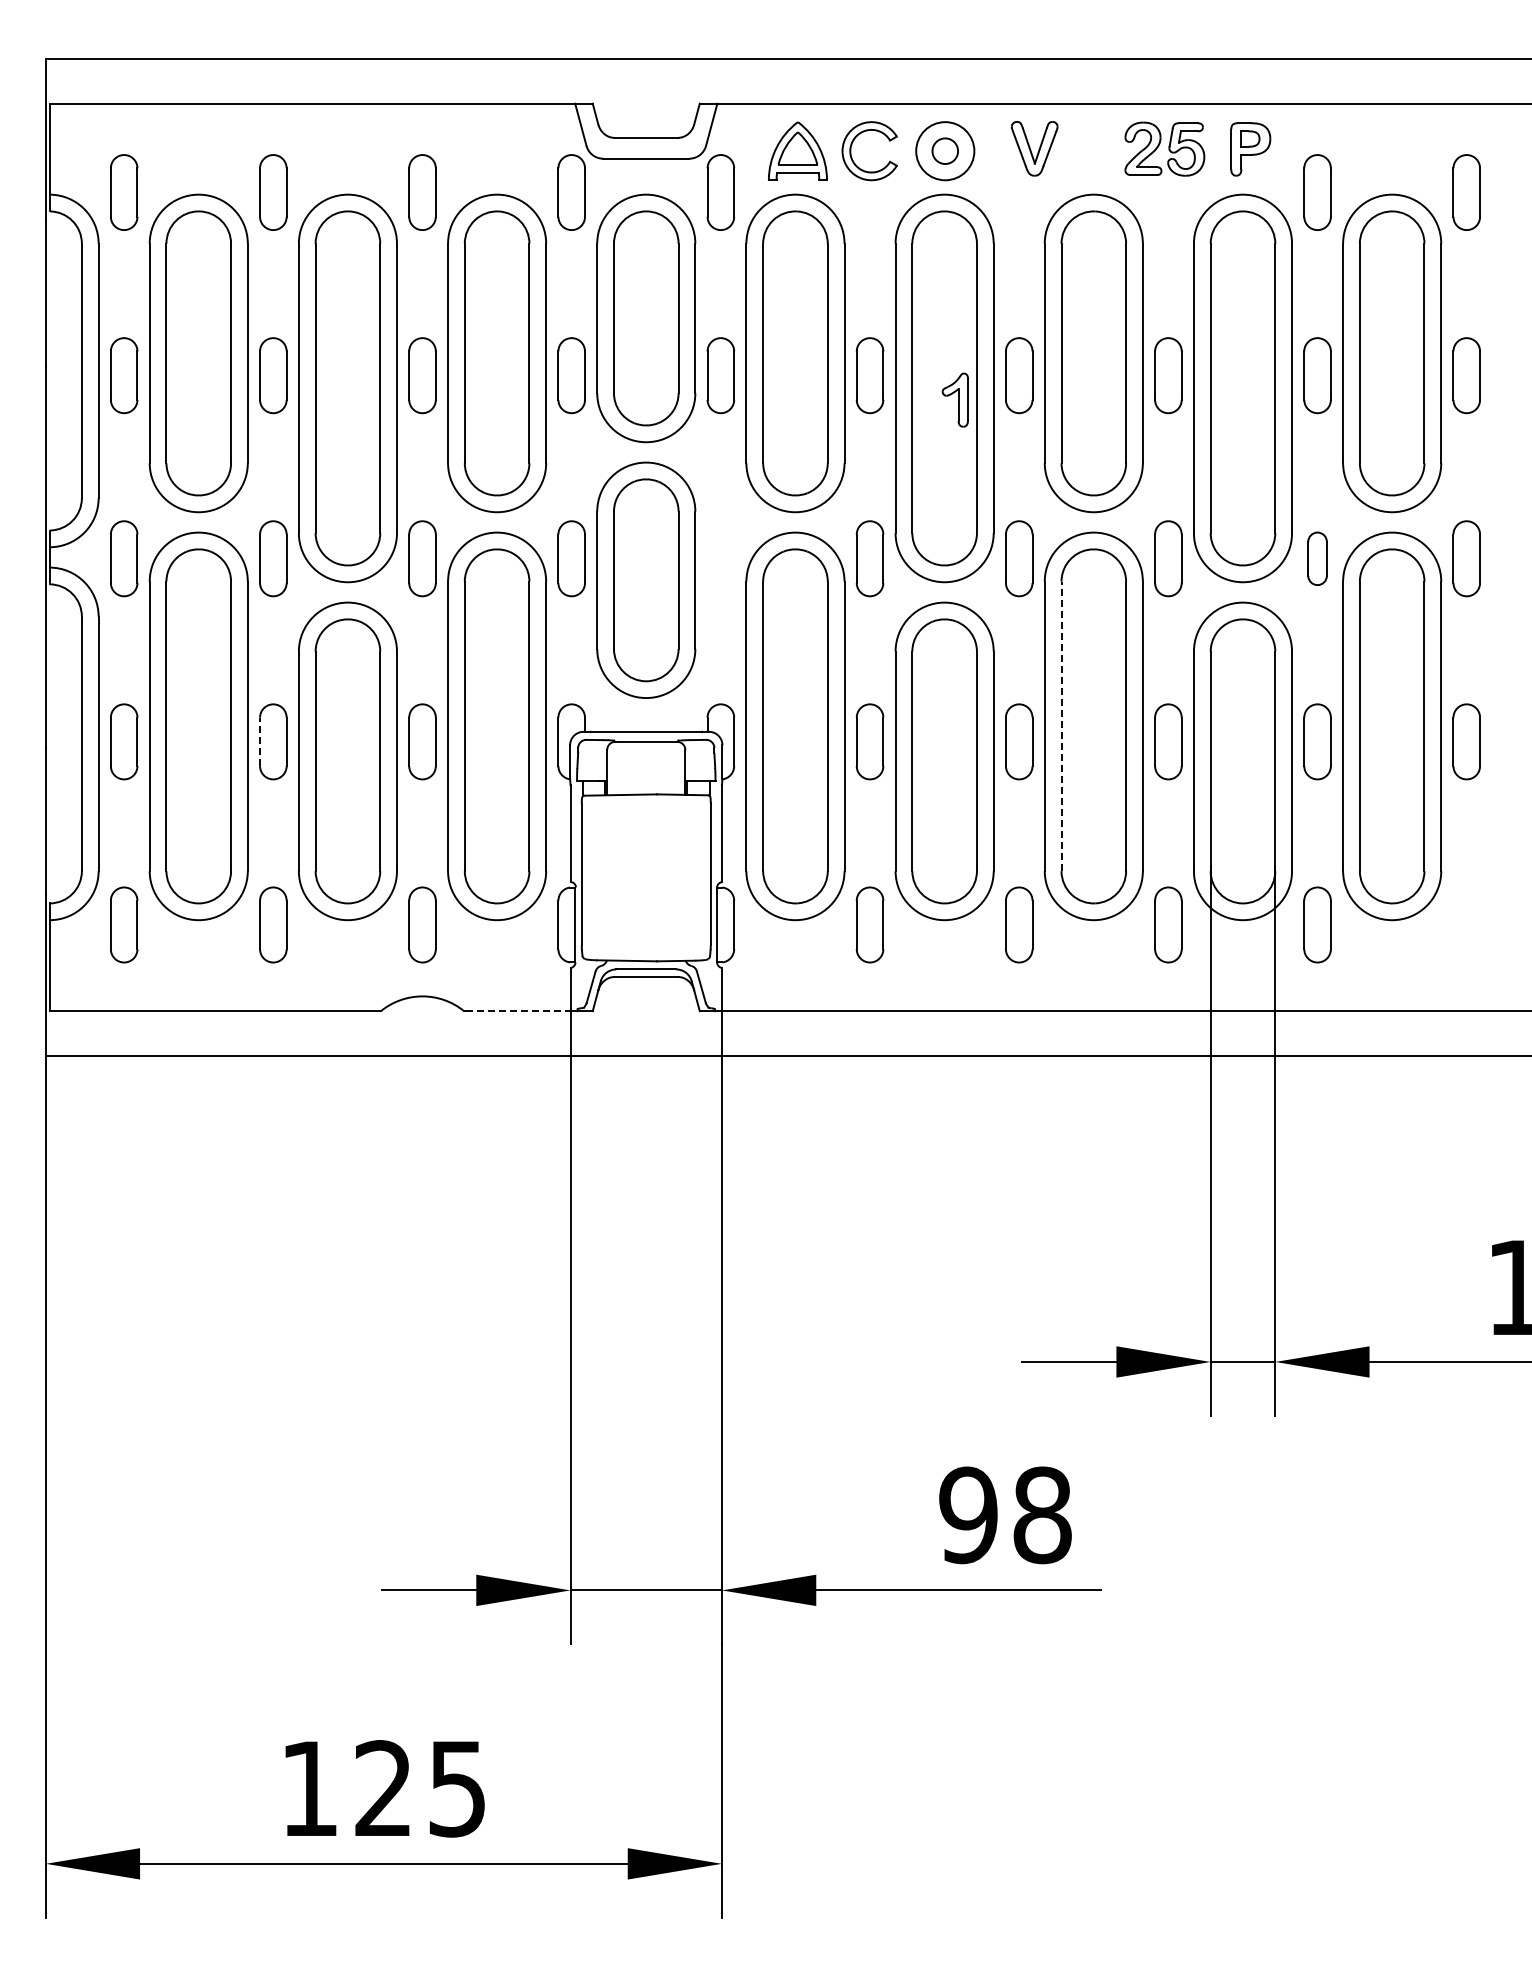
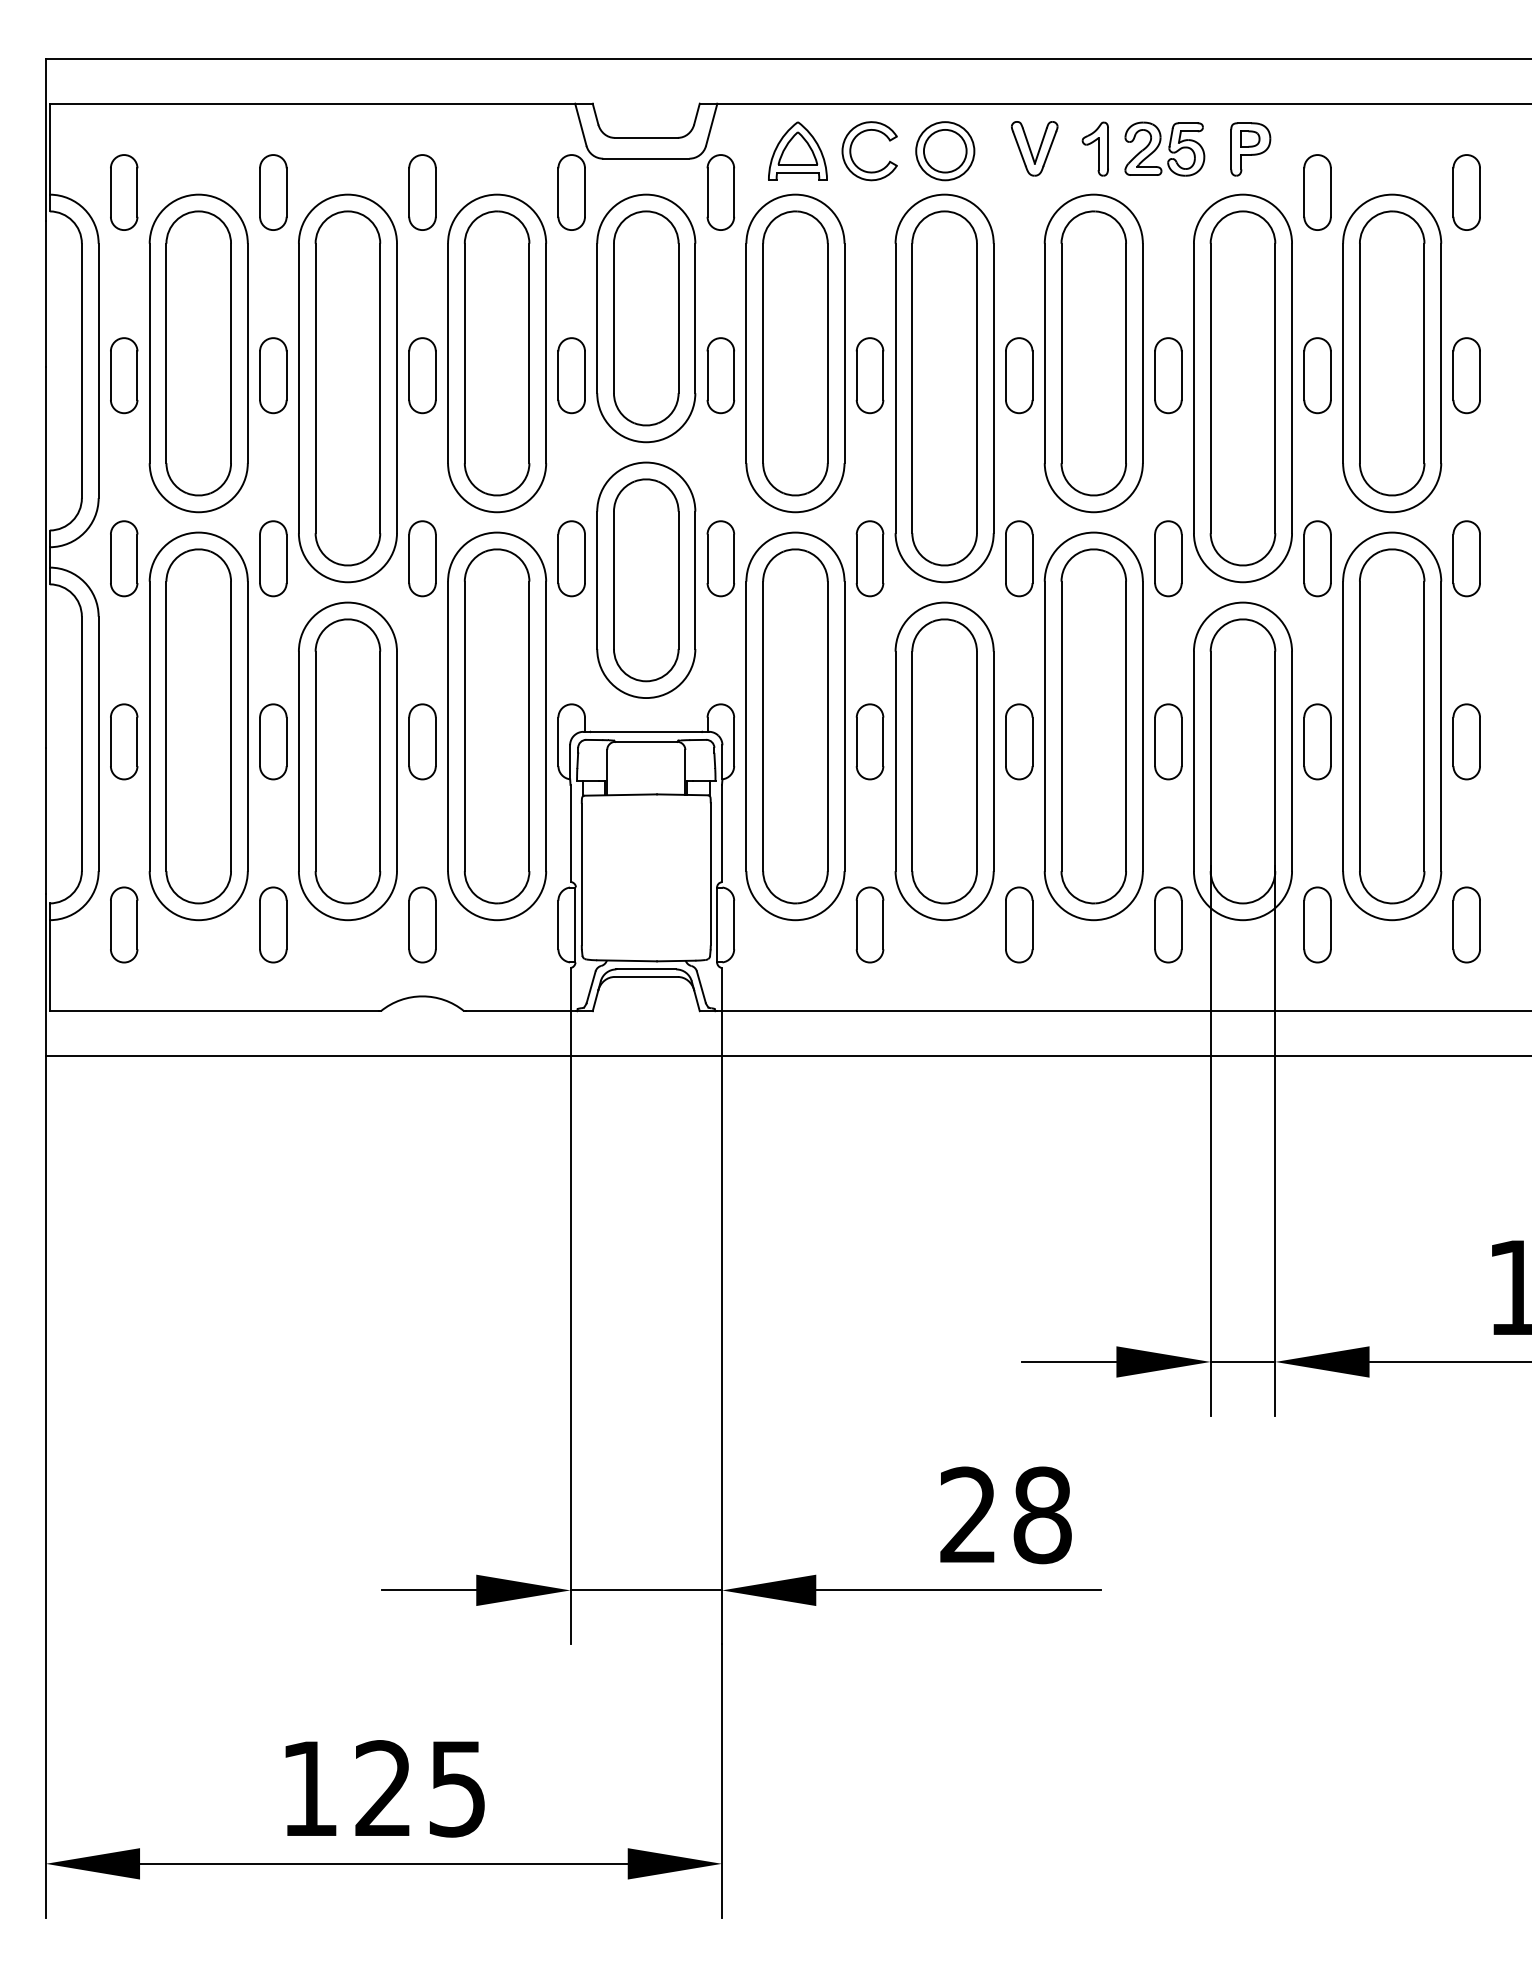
circle diameter: 26 px -> 43 px (944, 150)
part position: (954, 399) -> (1094, 148) (1094, 148)
part: none -> present (720, 558)
part size: 21x55 px -> 29x78 px (1317, 558)
line: dashed -> solid (1061, 726)
line: dashed -> solid (260, 741)
part: none -> present (1466, 924)
line: dashed -> solid (518, 1011)
text: 98 -> 28 (968, 1515)
